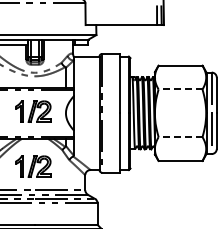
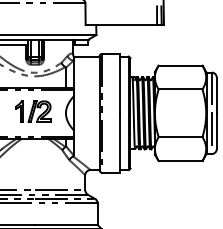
line: dashed -> solid (180, 89)
line: dashed -> solid (180, 137)
part: present -> none (33, 166)
